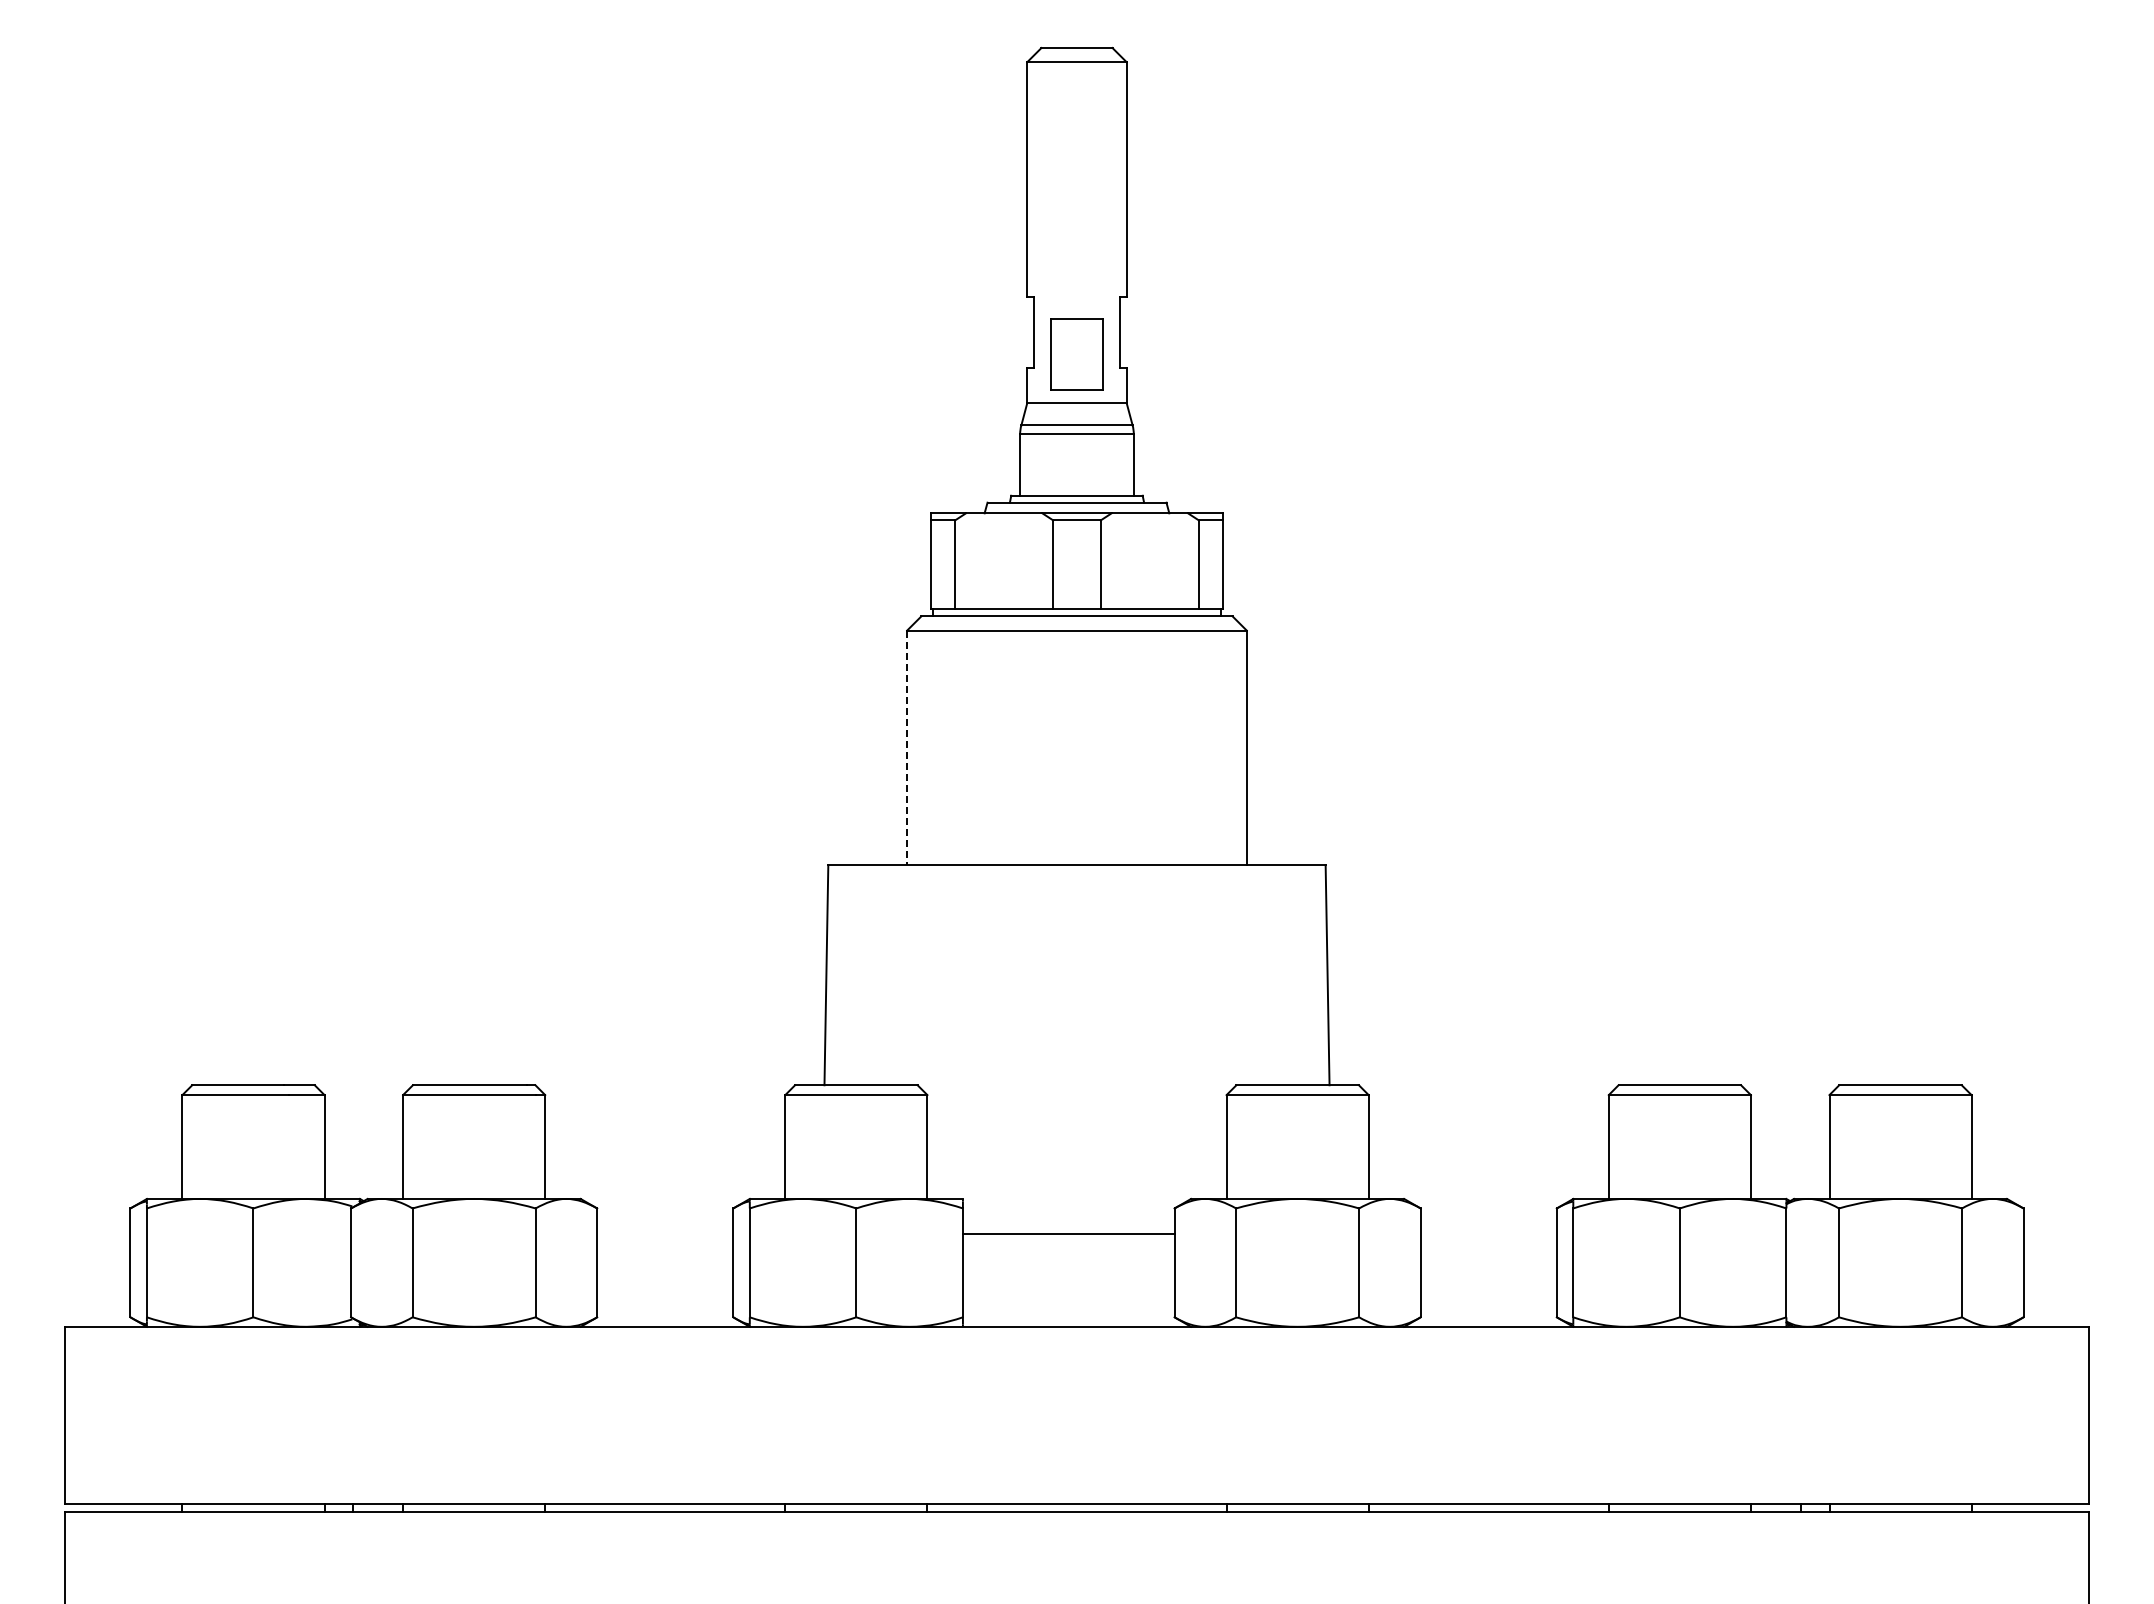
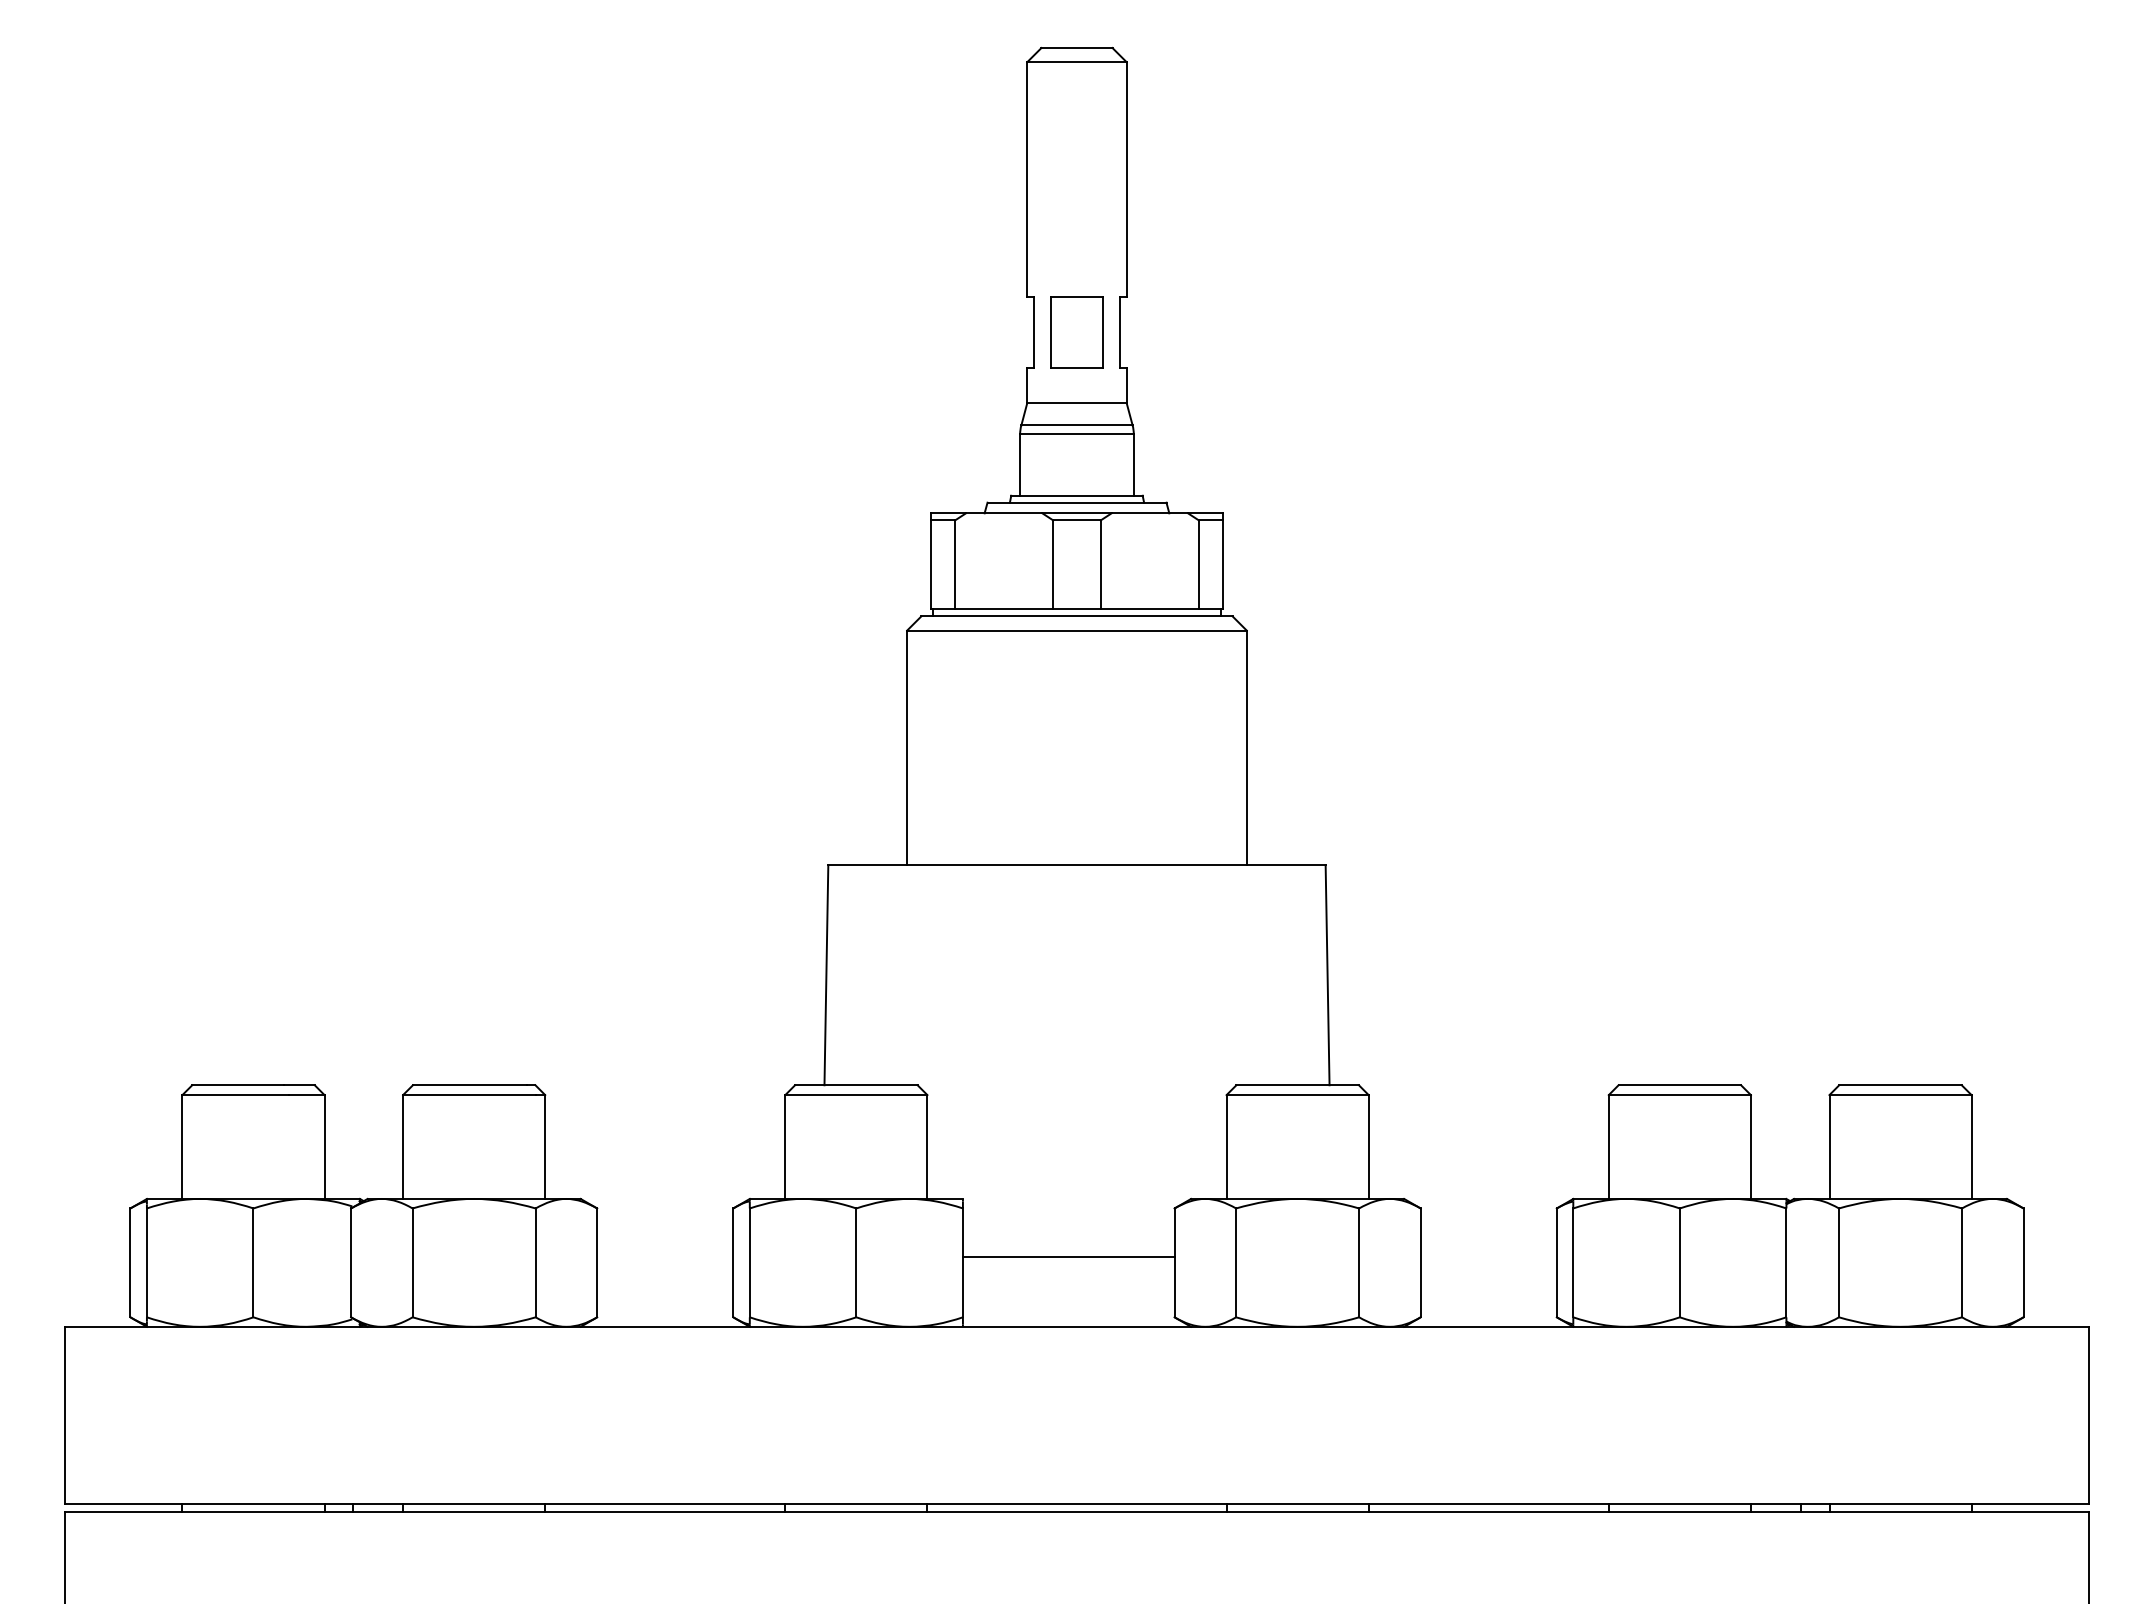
part position: (1076, 354) -> (1076, 332) (1076, 332)
line: dashed -> solid (907, 748)
line position: (1068, 1234) -> (1068, 1257) (1068, 1257)
